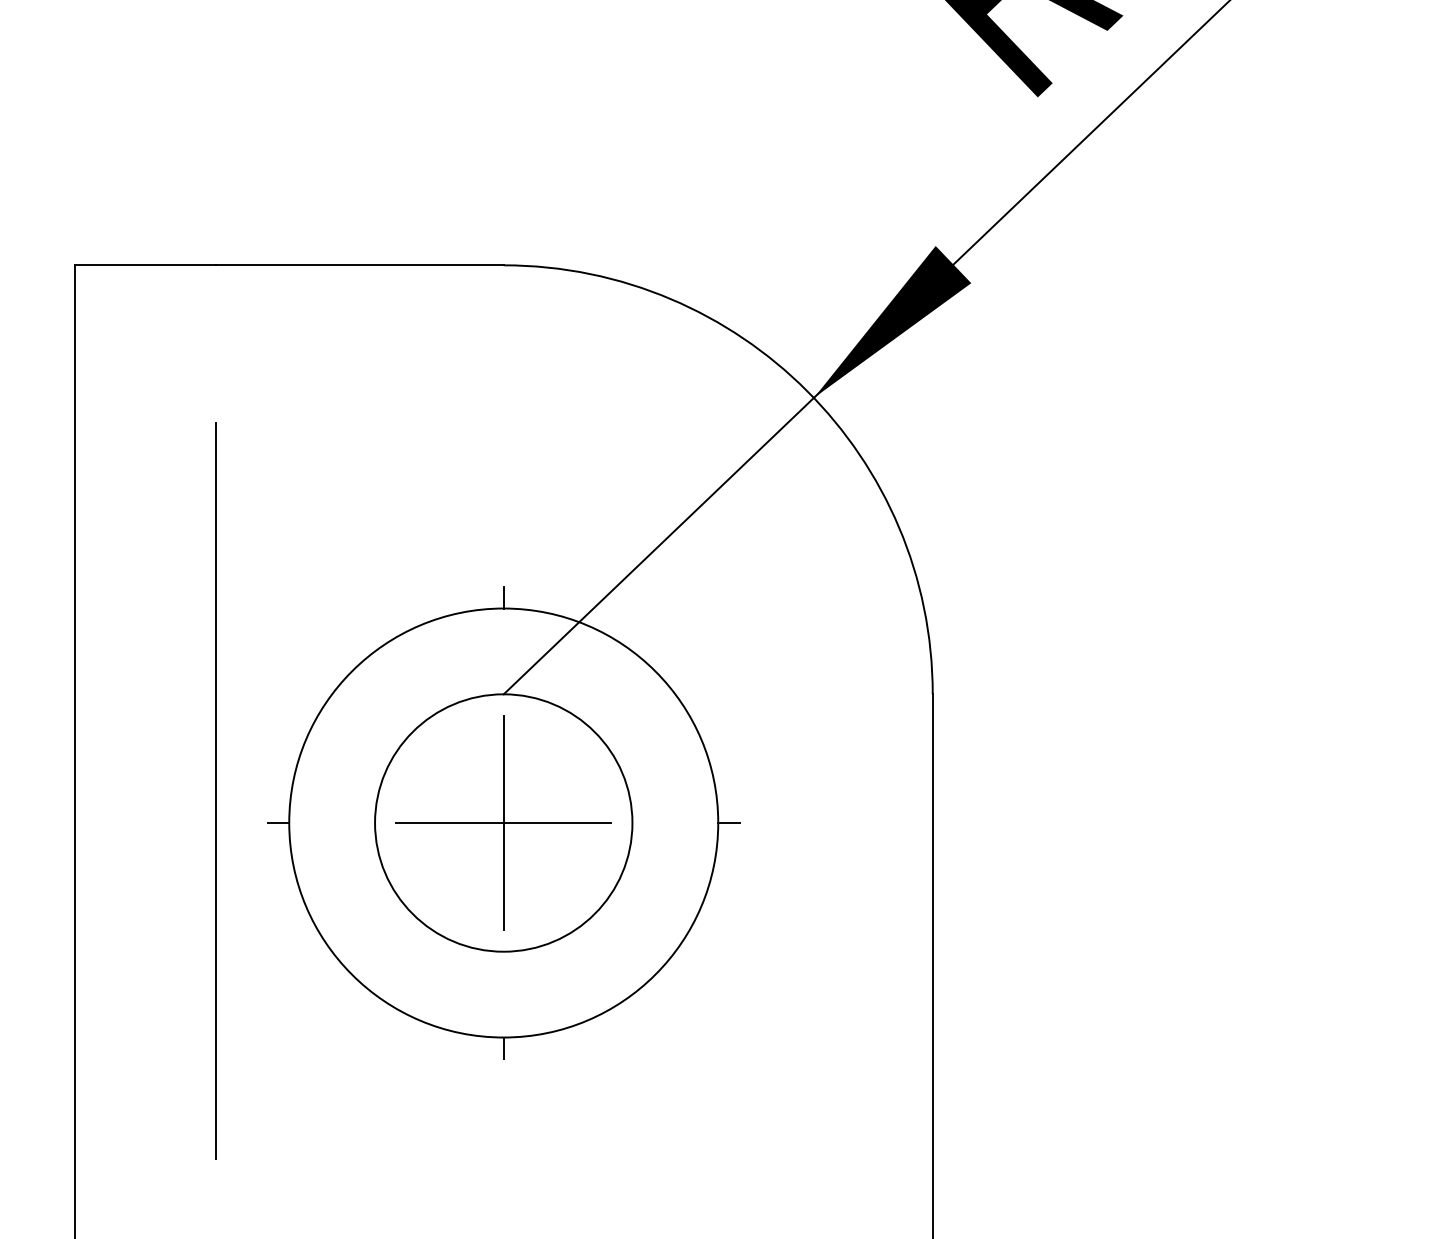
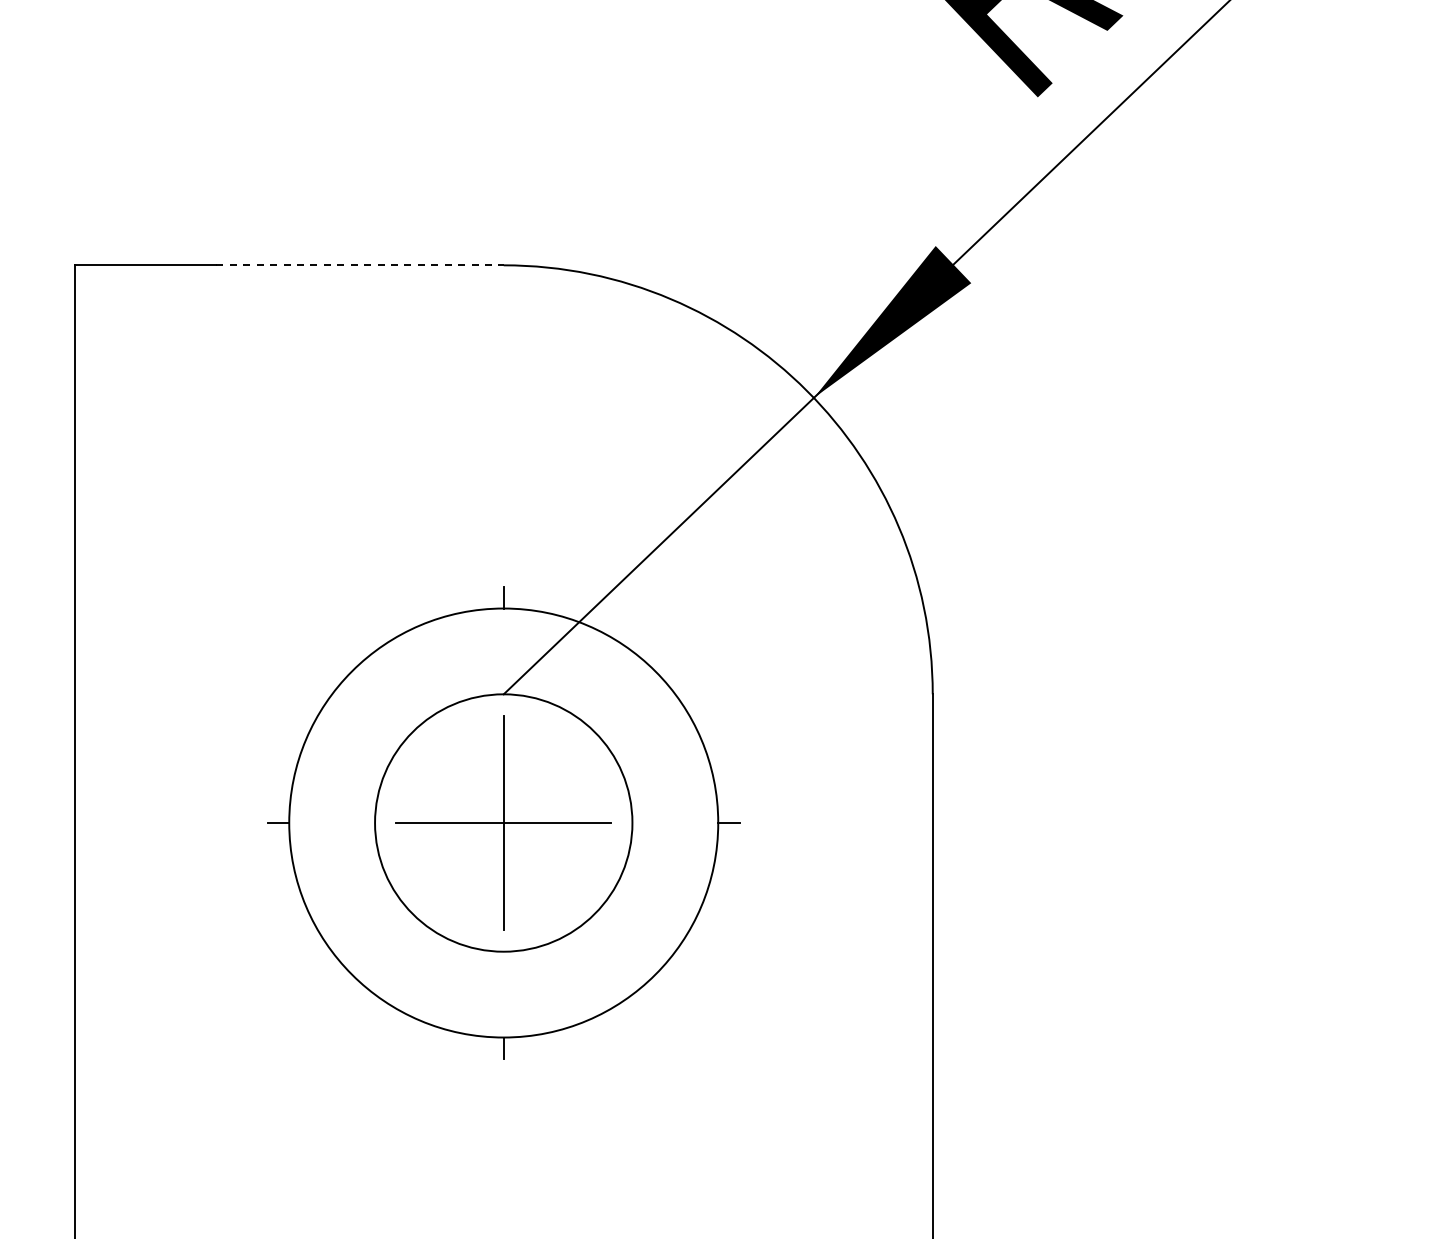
line: solid -> dashed (360, 265)
line: present -> none (216, 791)
